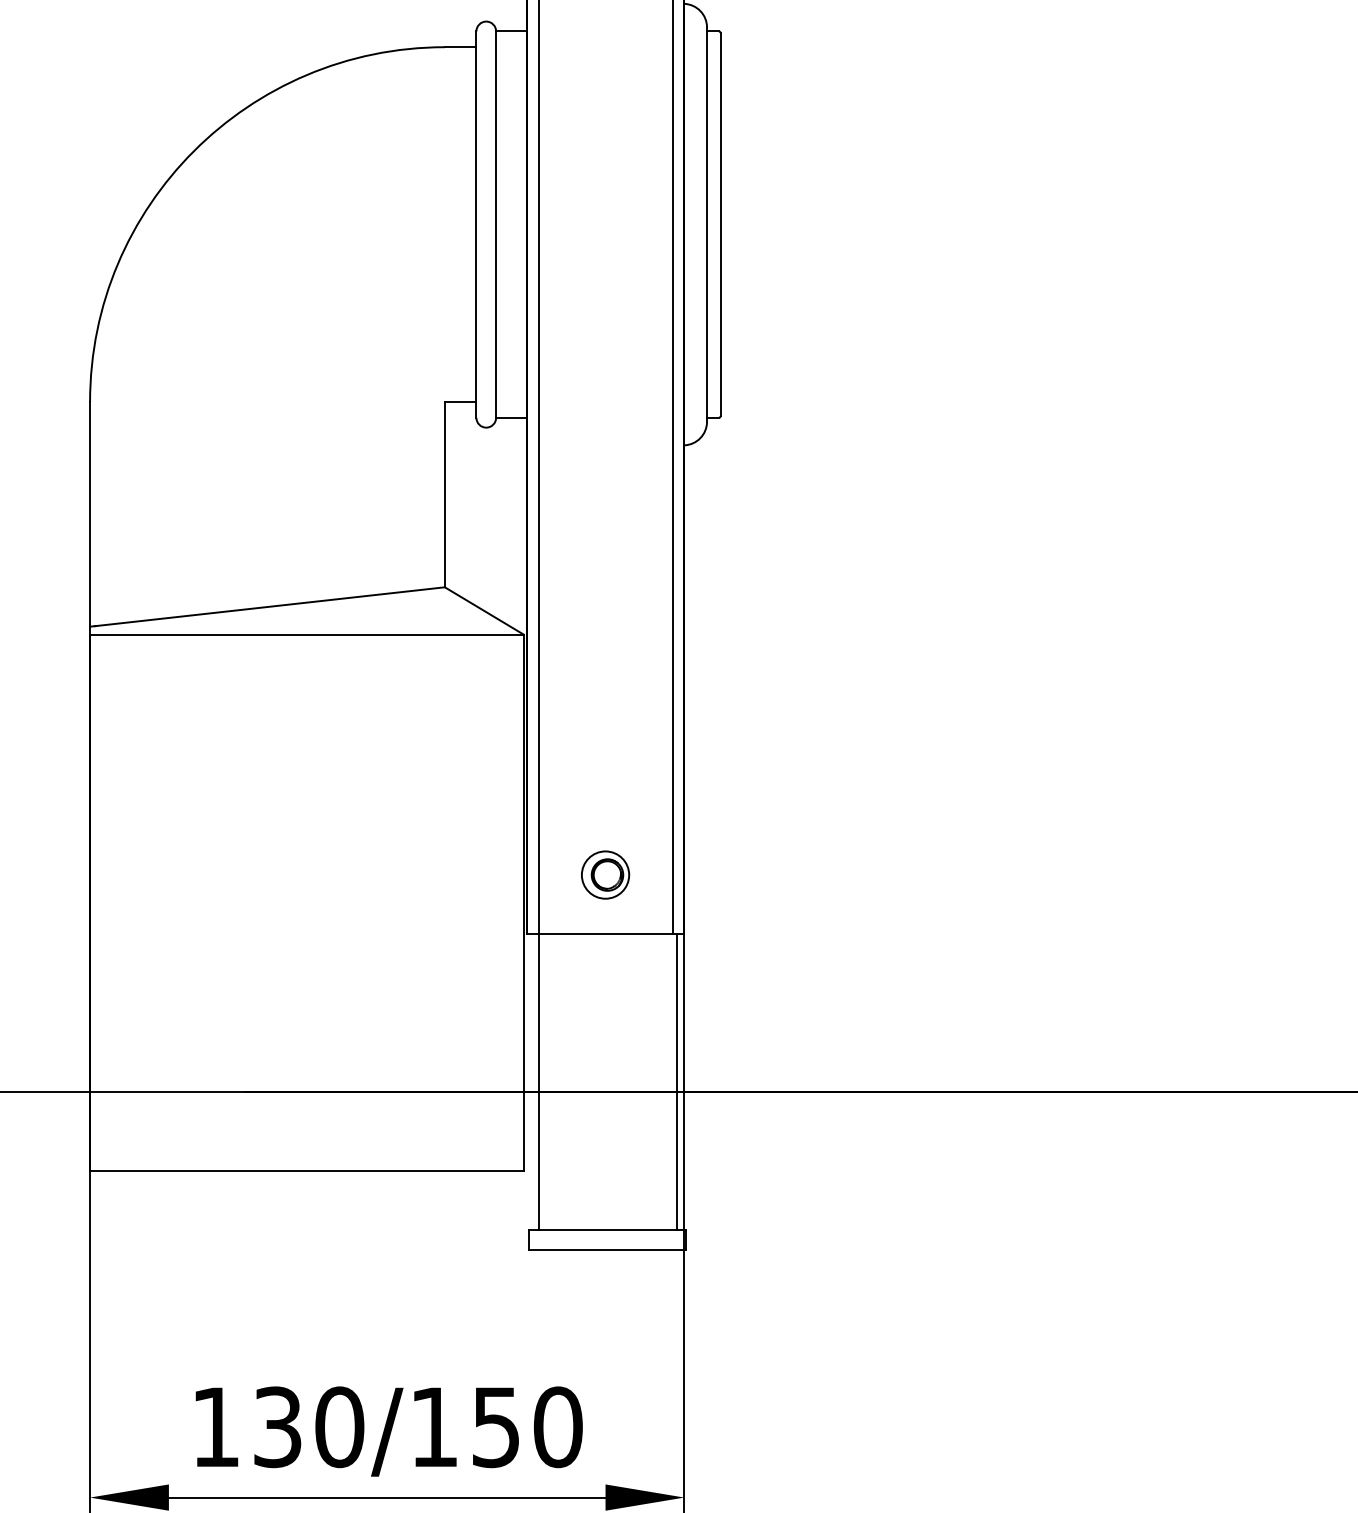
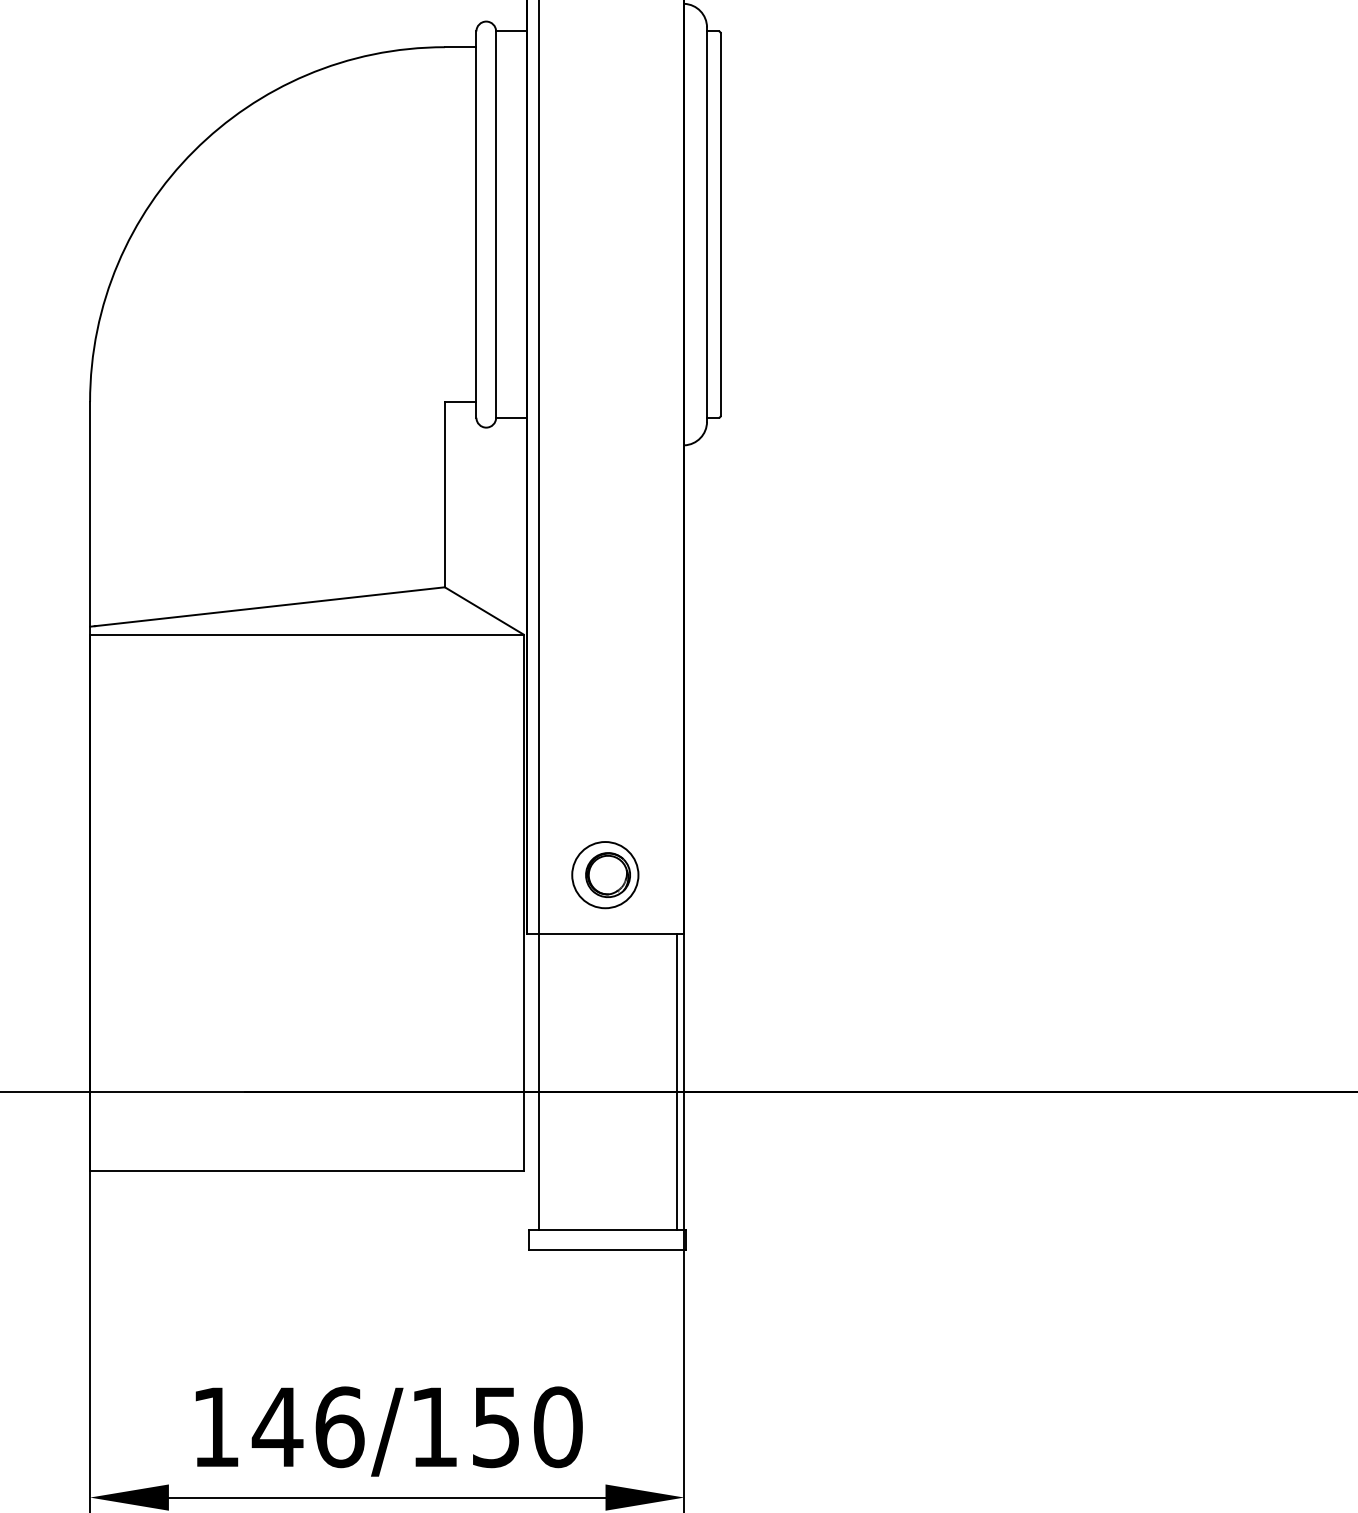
line: present -> none (672, 468)
part size: 50x50 px -> 69x69 px (605, 875)
text: 130/150 -> 146/150 (307, 1427)
